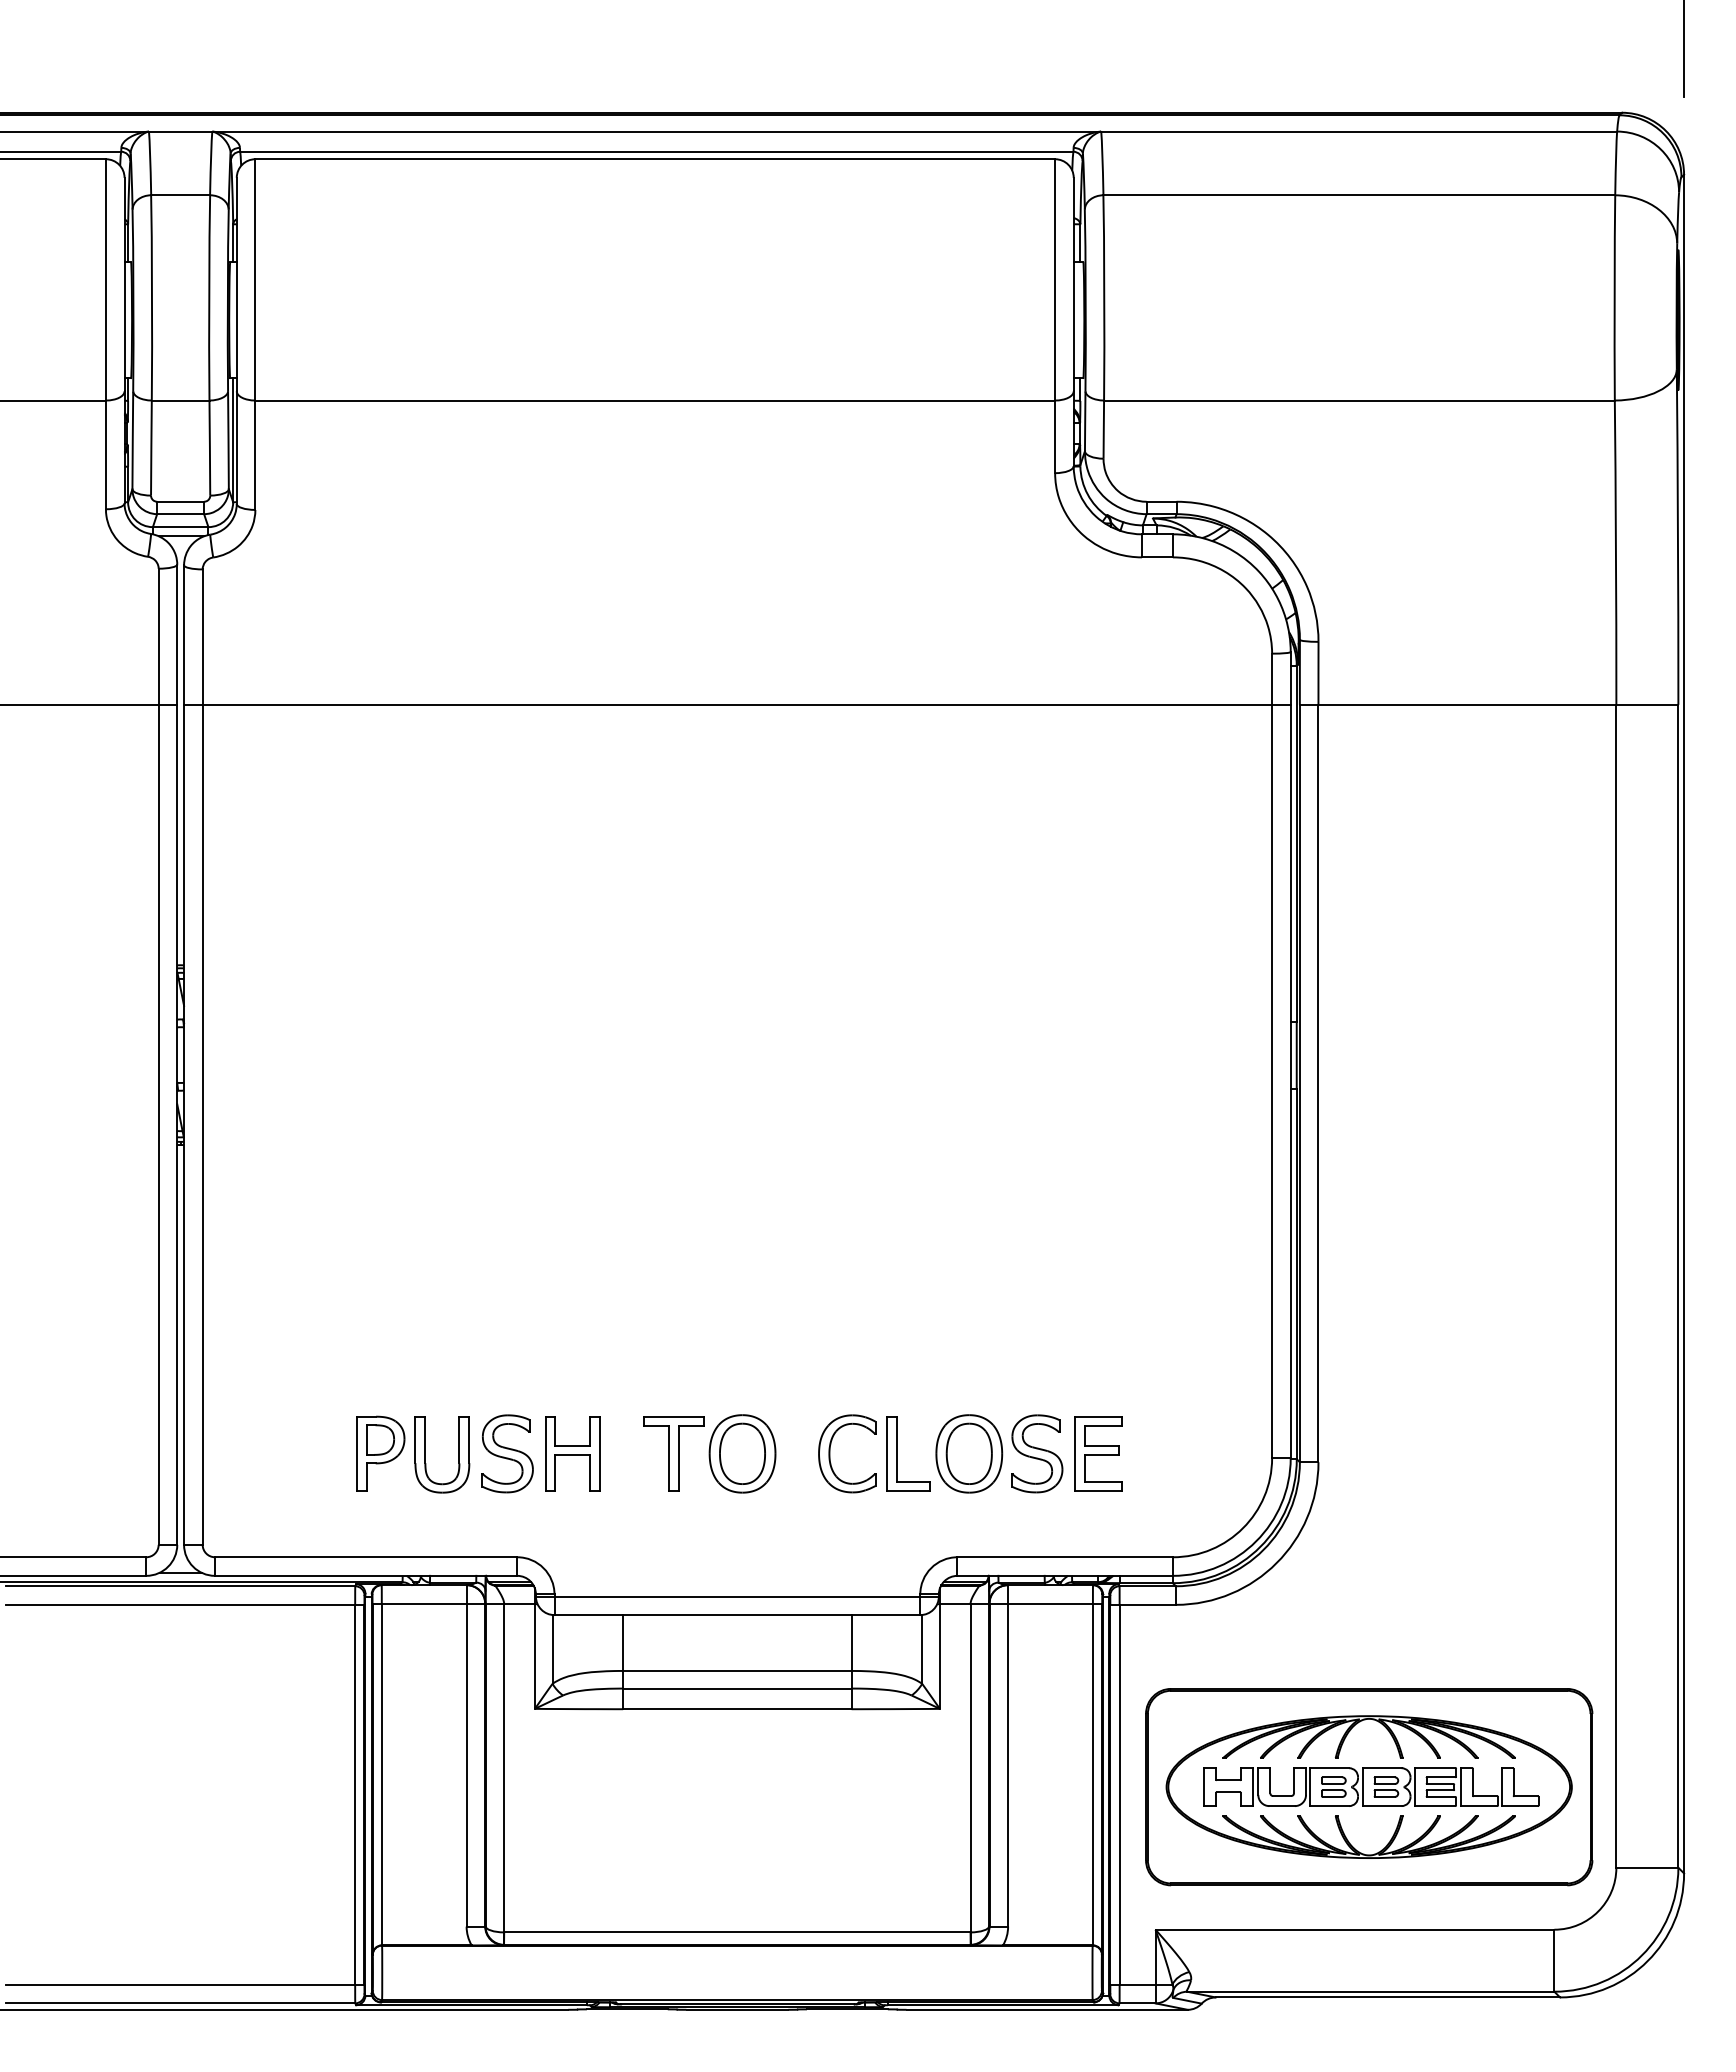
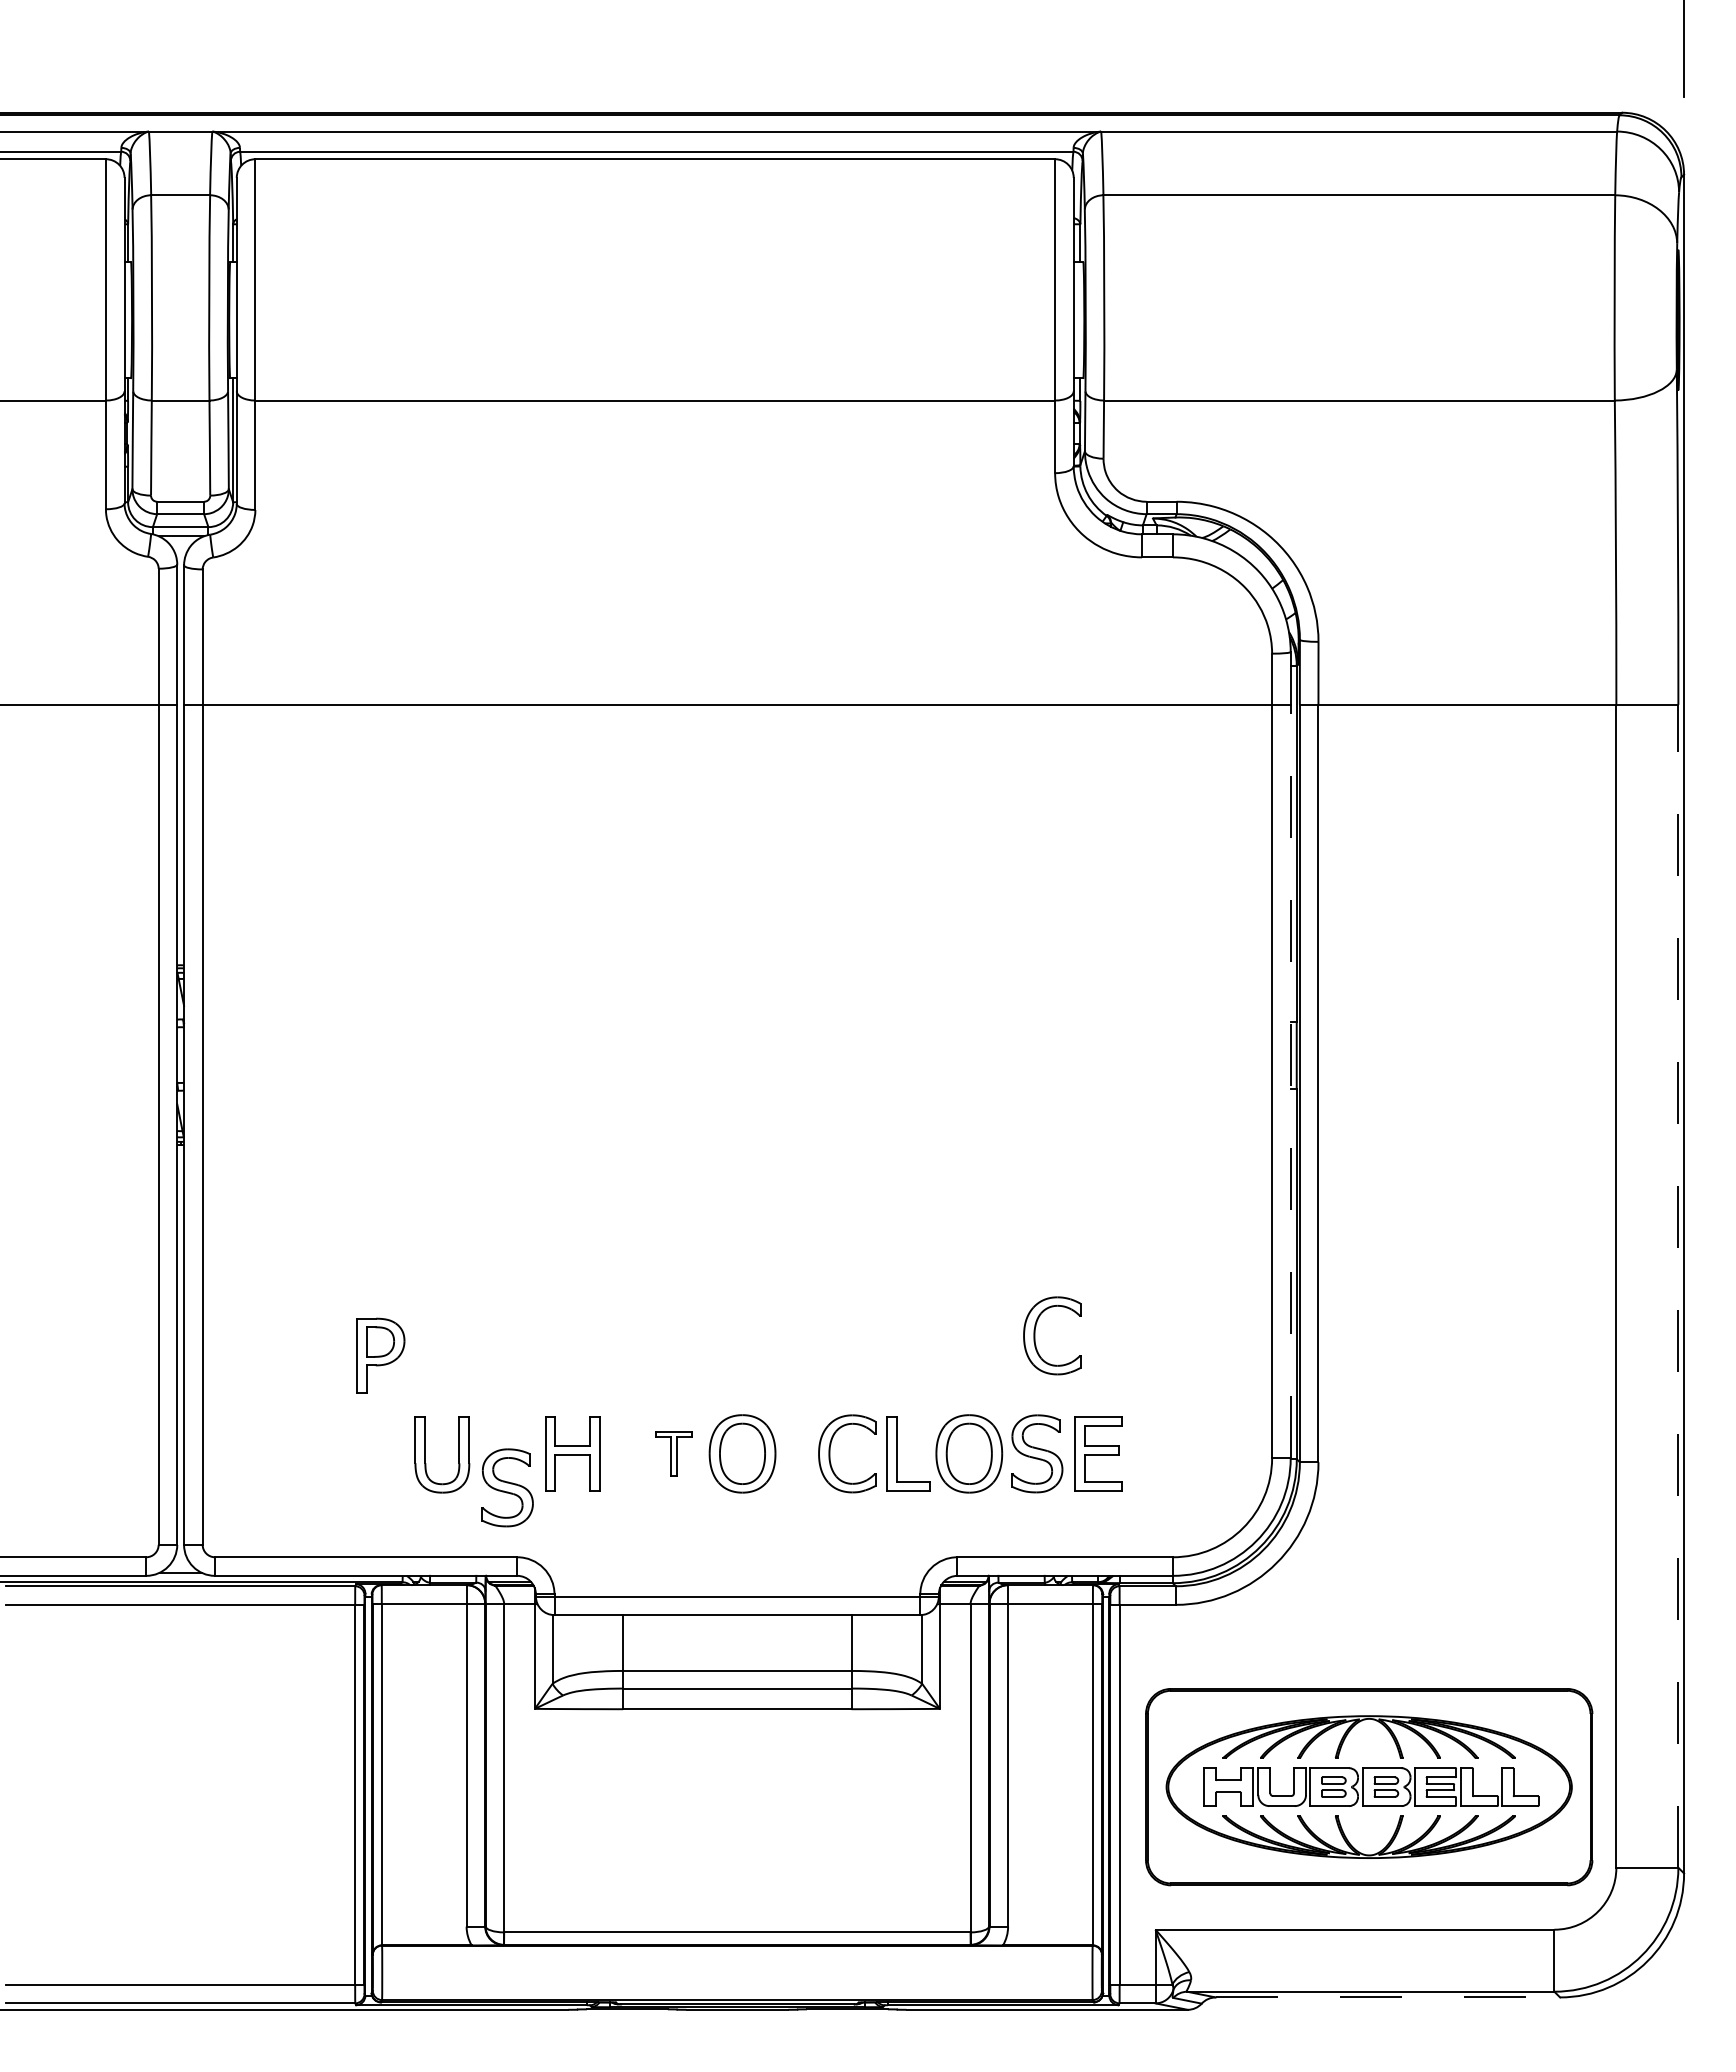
line: solid -> dashed (1290, 1081)
line: solid -> dashed (1678, 1285)
part: none -> present (1035, 1335)
part position: (380, 1453) -> (380, 1355) (380, 1355)
part position: (507, 1453) -> (507, 1487) (507, 1487)
part size: 62x76 px -> 38x46 px (673, 1453)
line: solid -> dashed (1388, 1997)
